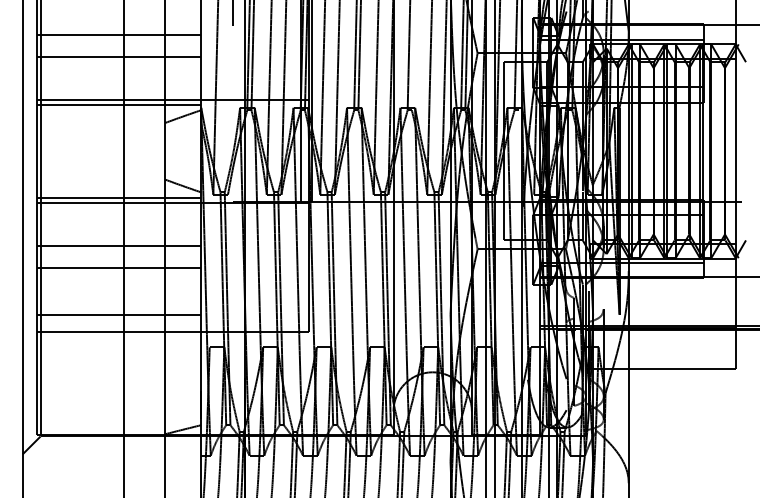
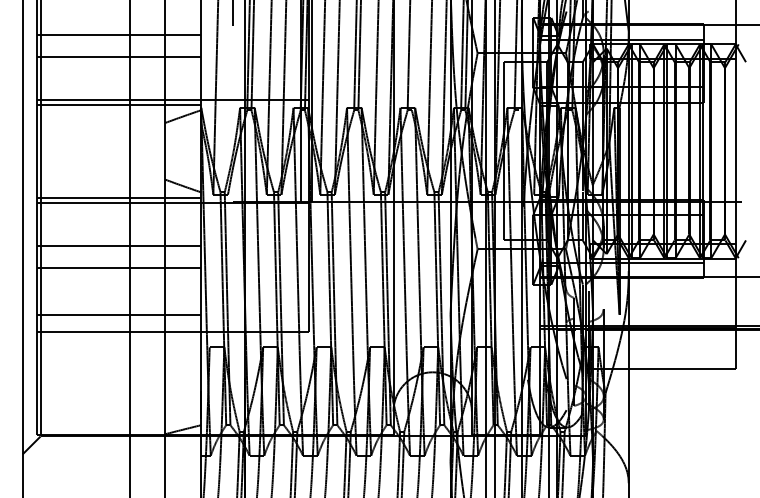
line position: (123, 248) -> (129, 248) (129, 248)
